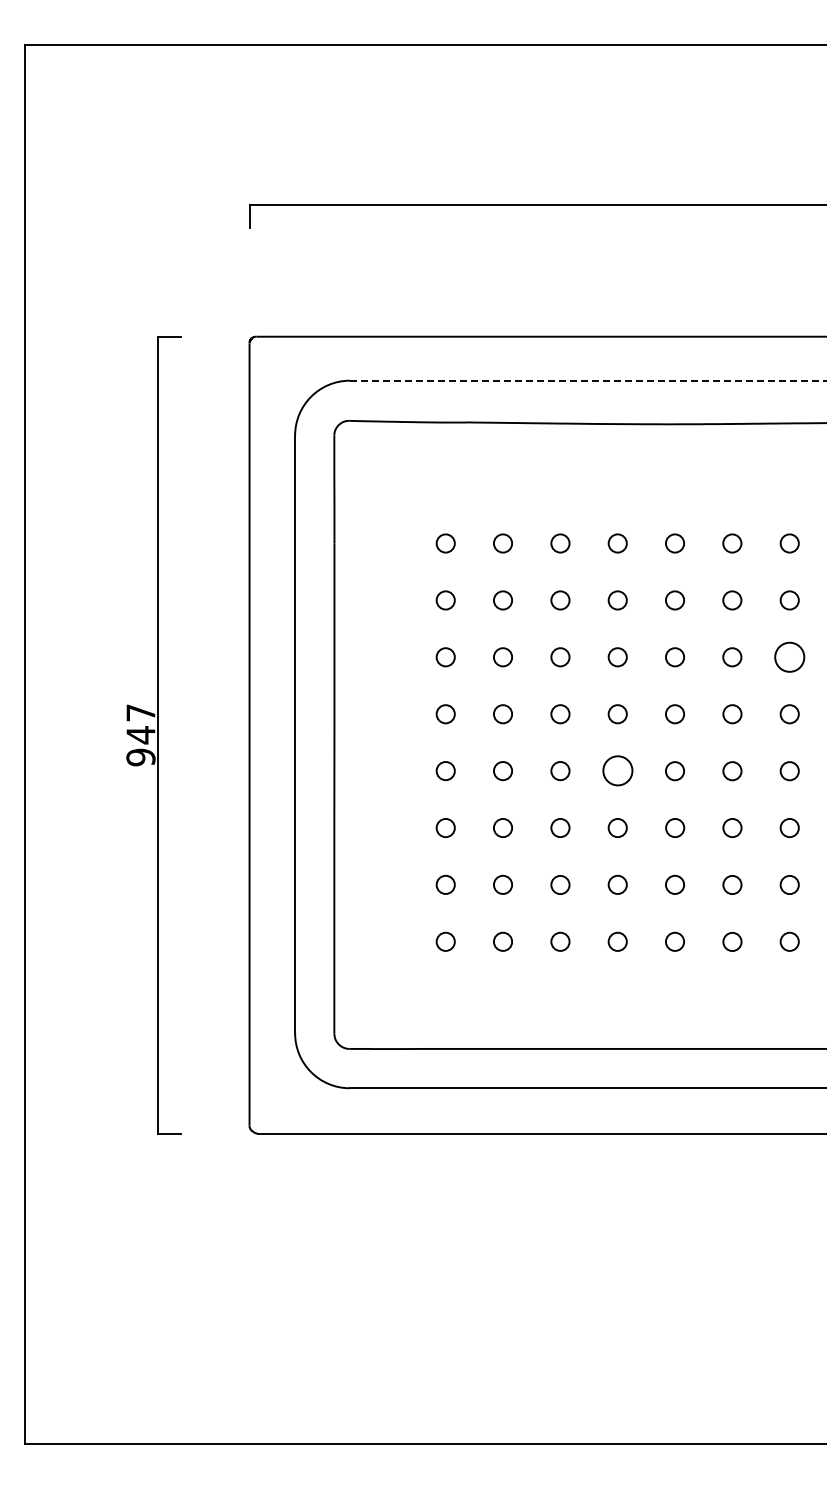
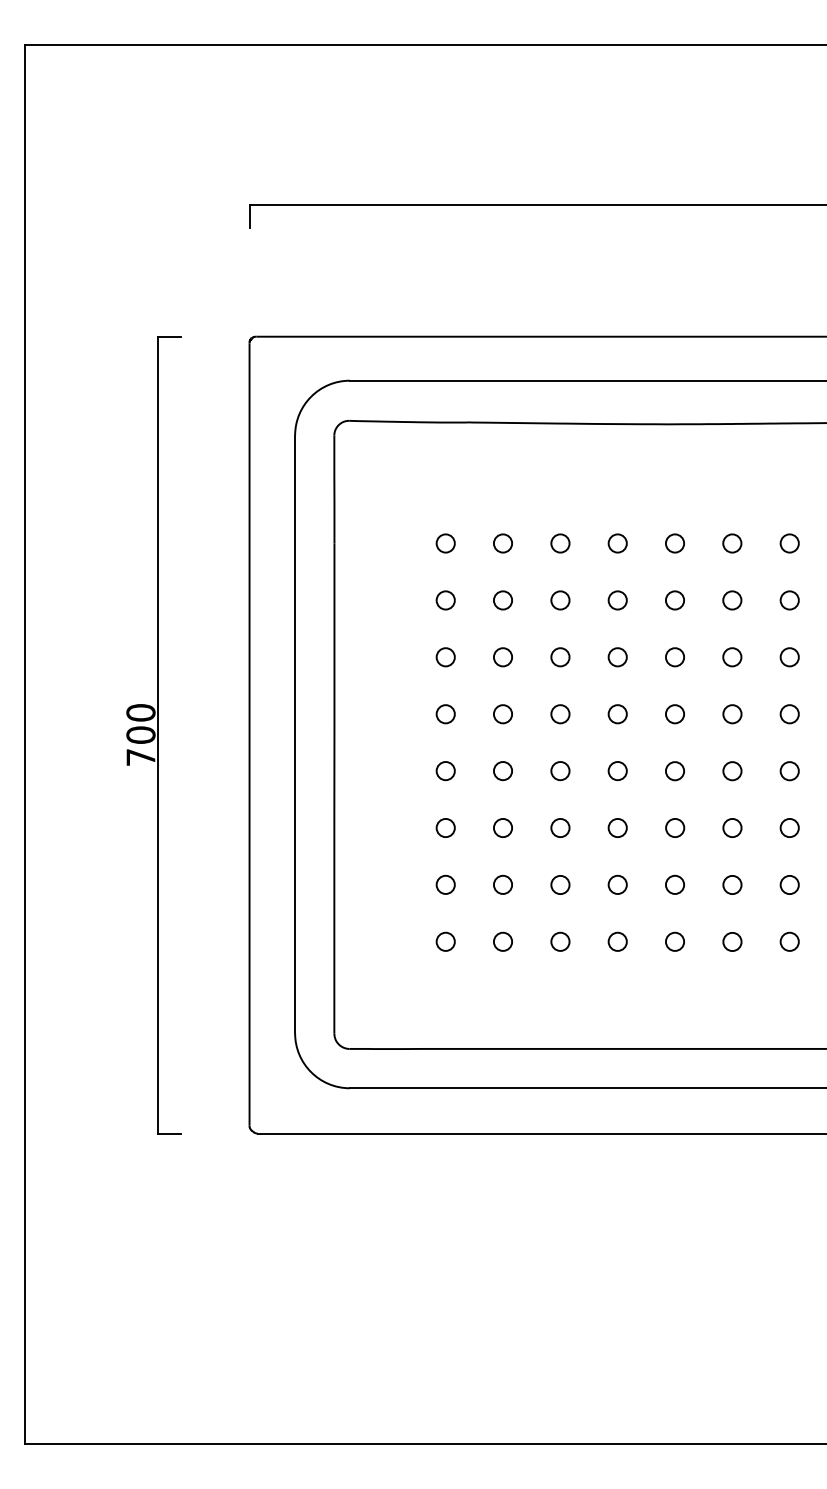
line: dashed -> solid (588, 380)
circle diameter: 29 px -> 18 px (789, 657)
text: 947 -> 700 (140, 735)
circle size: 32x32 px -> 21x21 px (617, 771)
